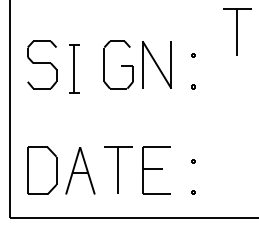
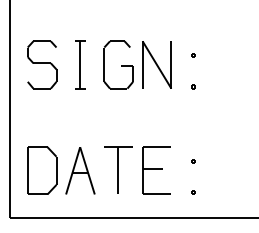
part: present -> none (237, 31)
part position: (74, 68) -> (80, 64) (80, 64)
